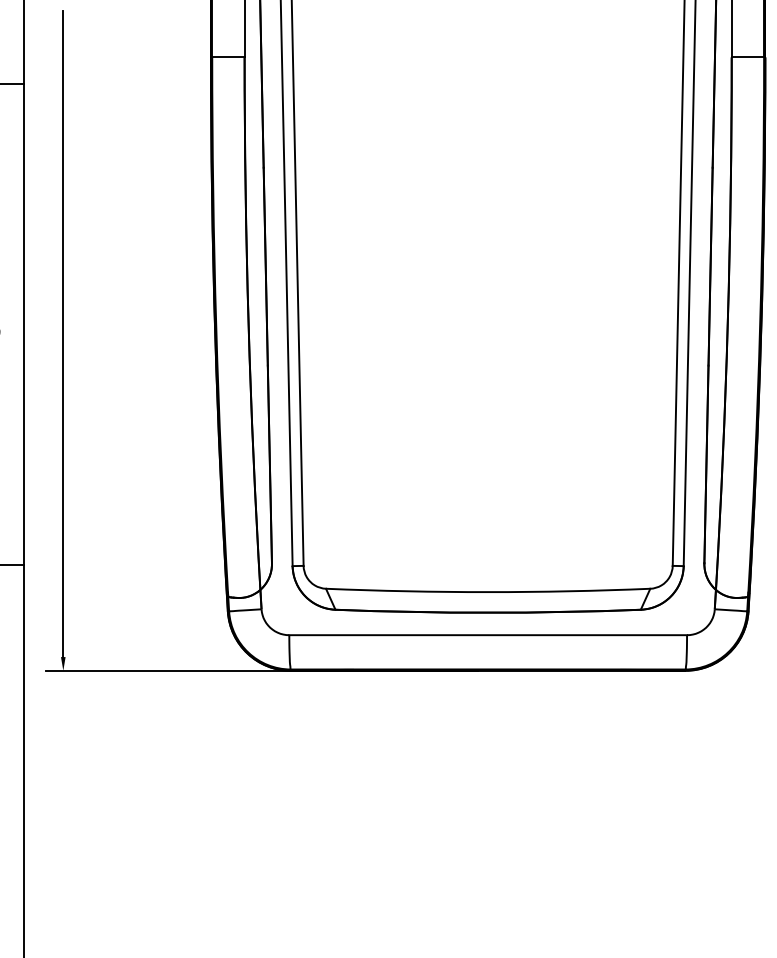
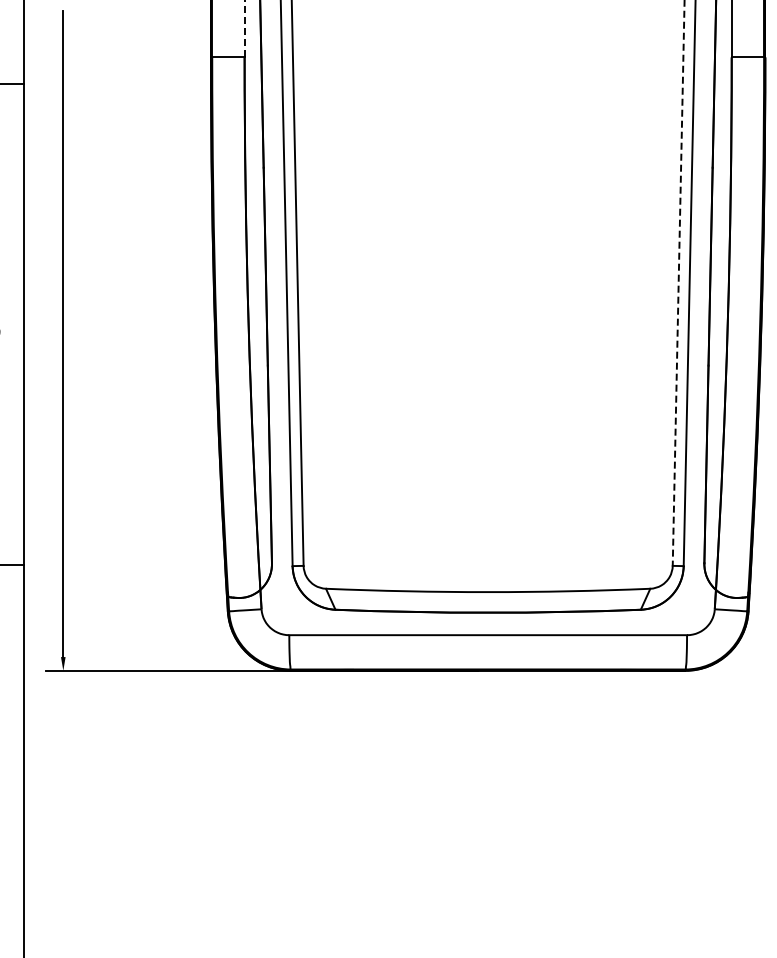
line: solid -> dashed (244, 28)
line: solid -> dashed (678, 283)
